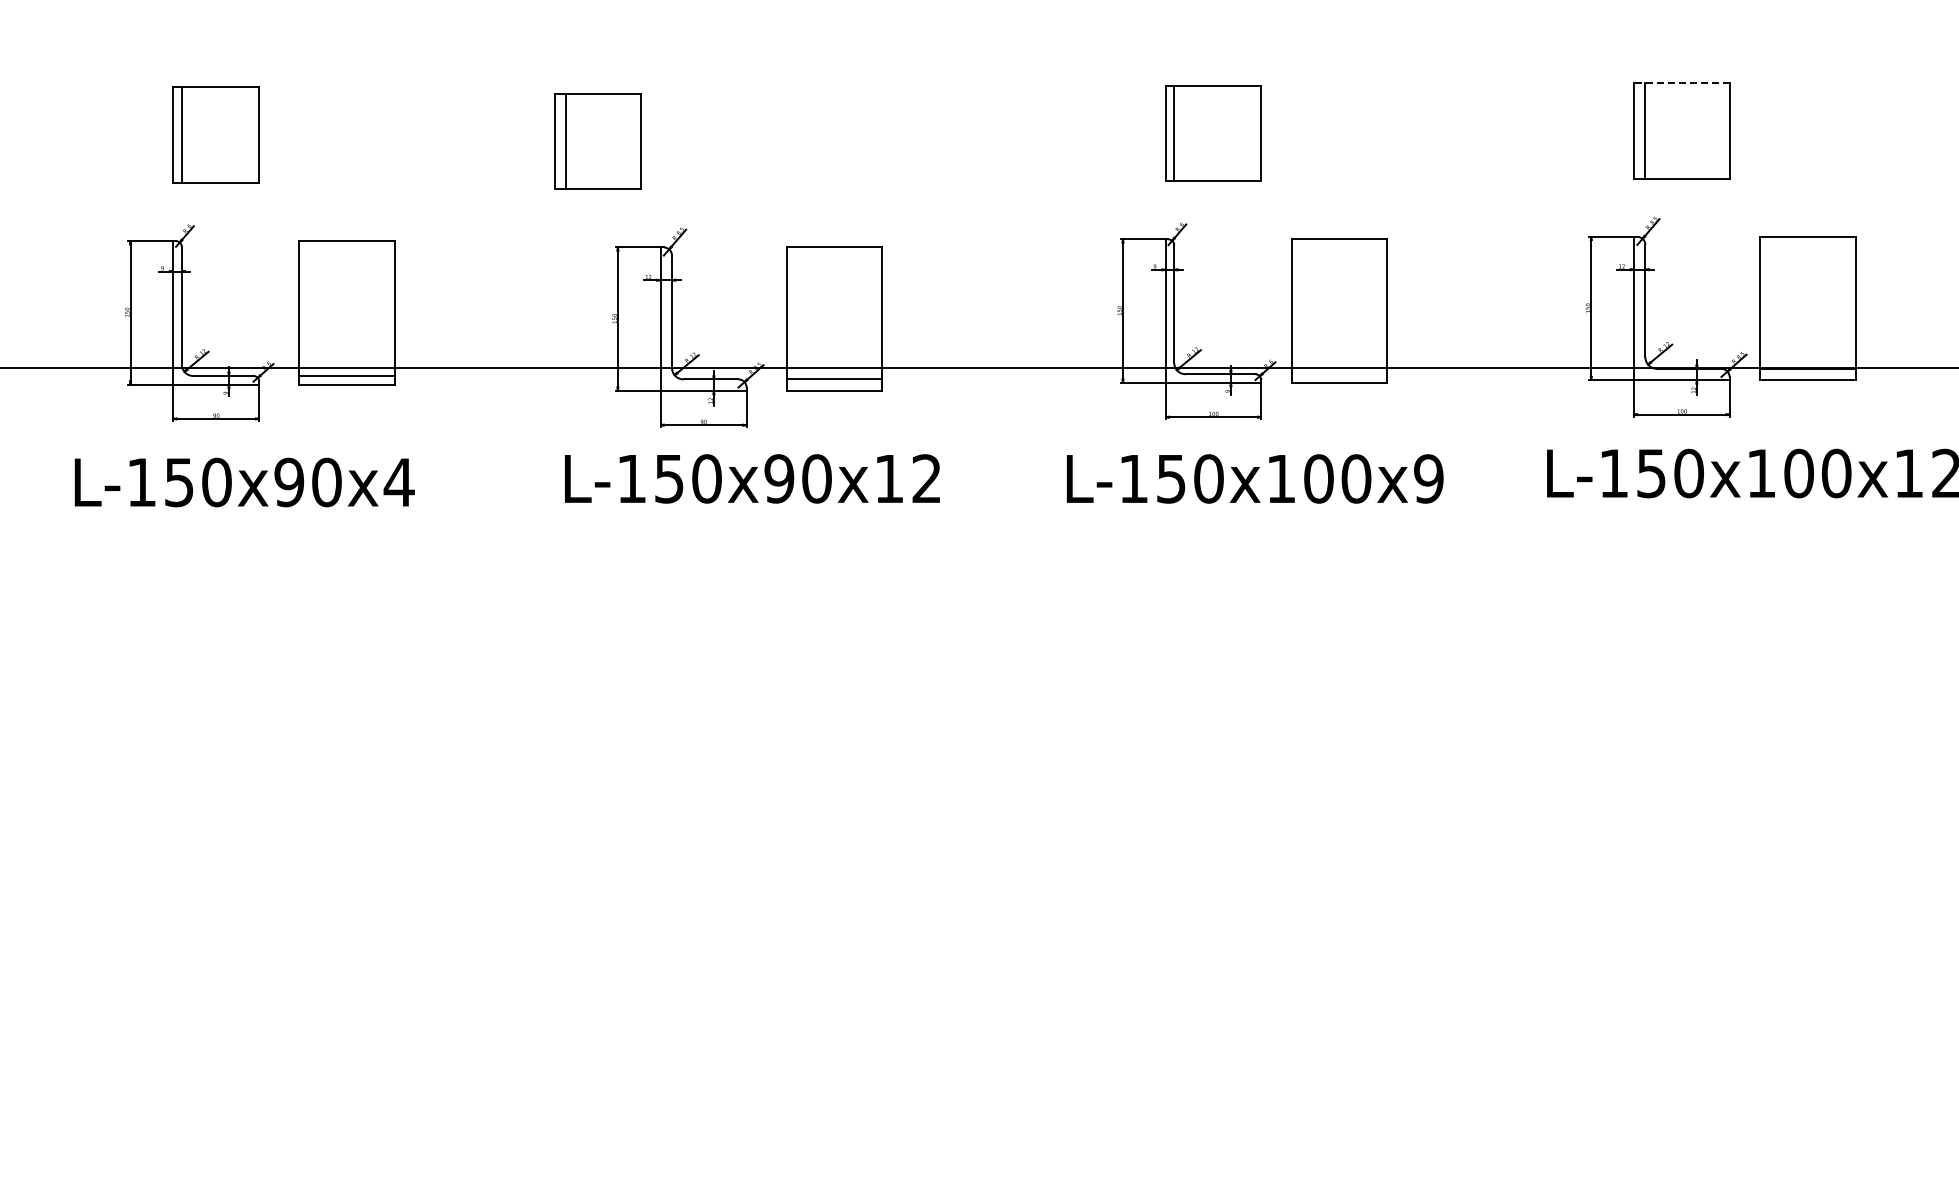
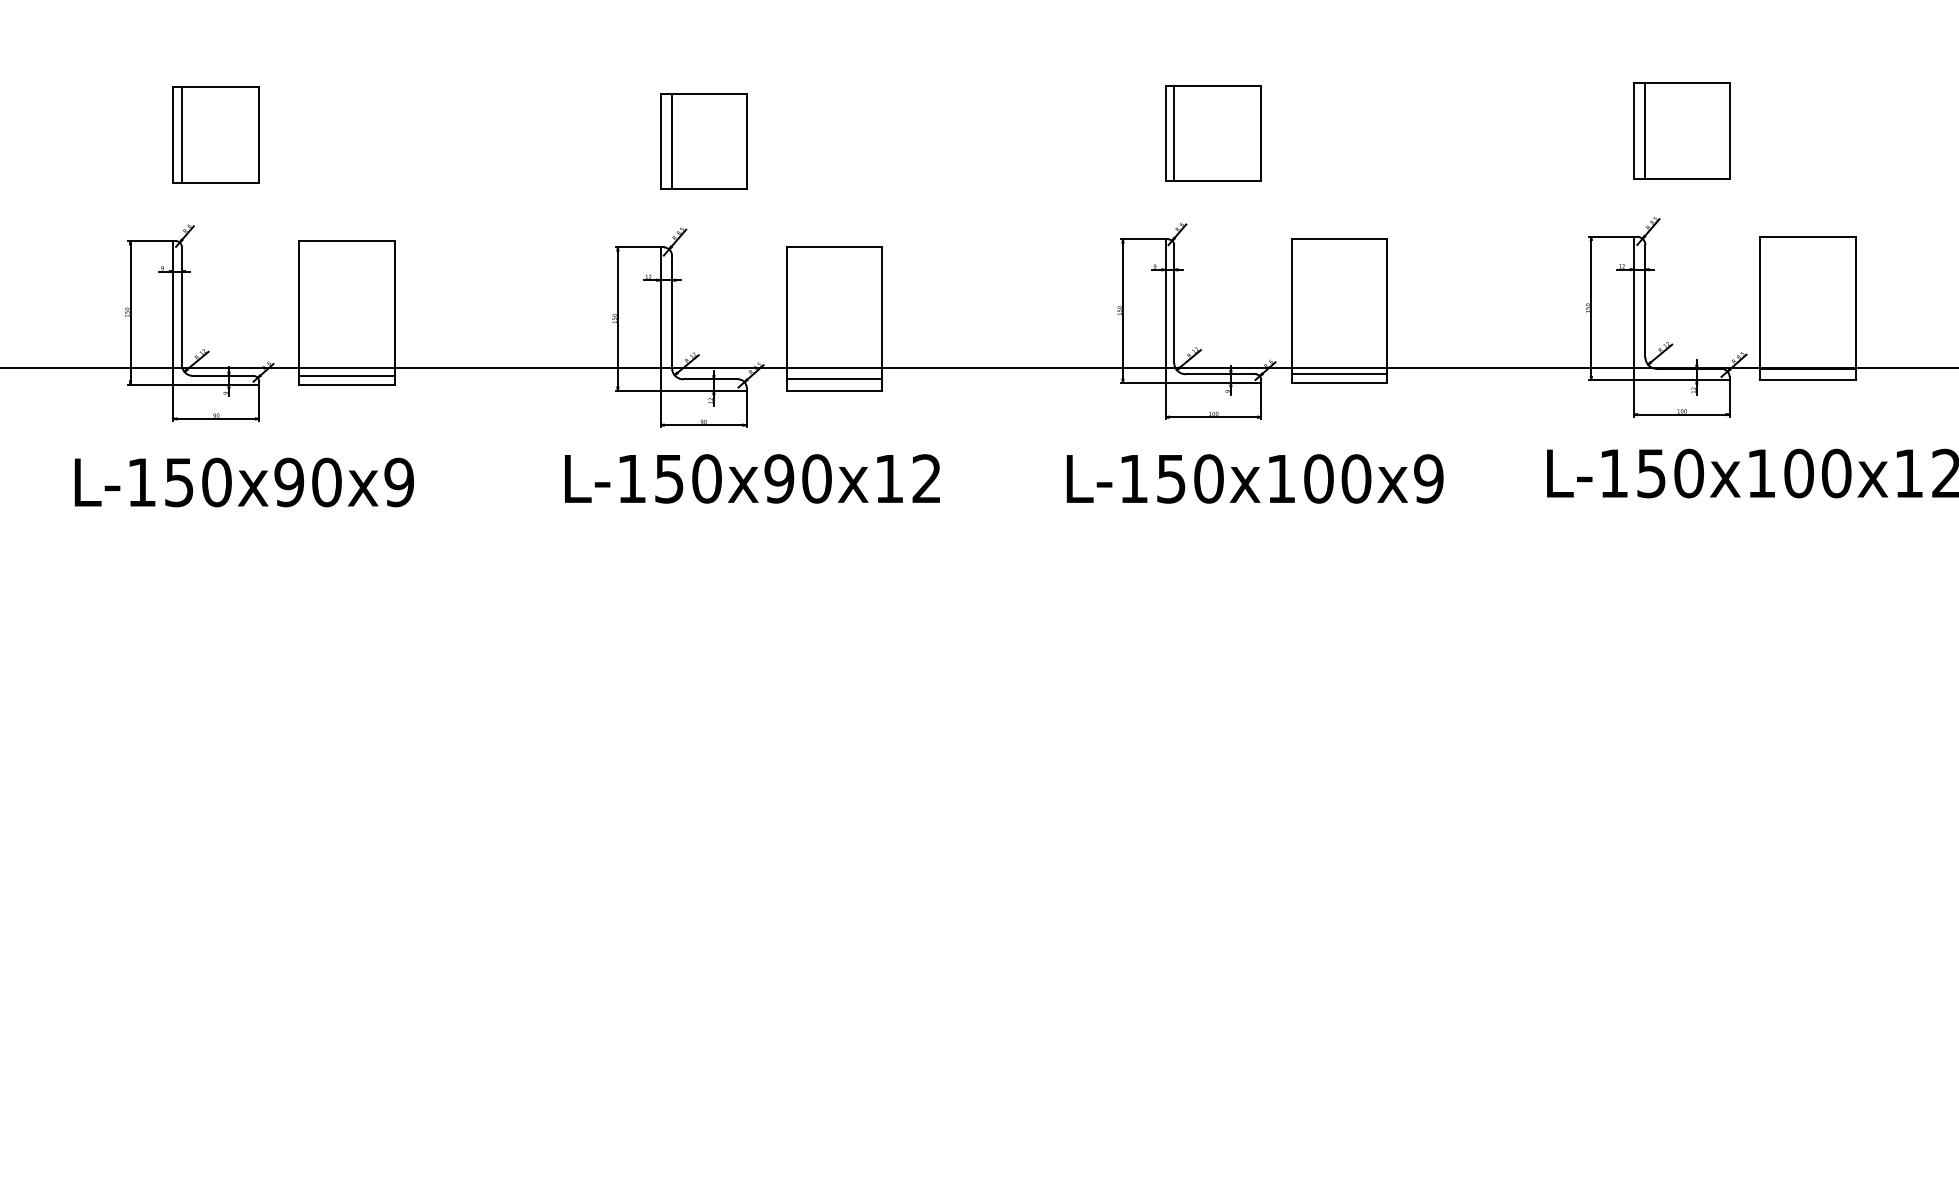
line: dashed -> solid (1681, 83)
part position: (597, 141) -> (703, 141) (703, 141)
line: none -> present (1339, 374)
text: L-150x90x4 -> L-150x90x9 (398, 482)
